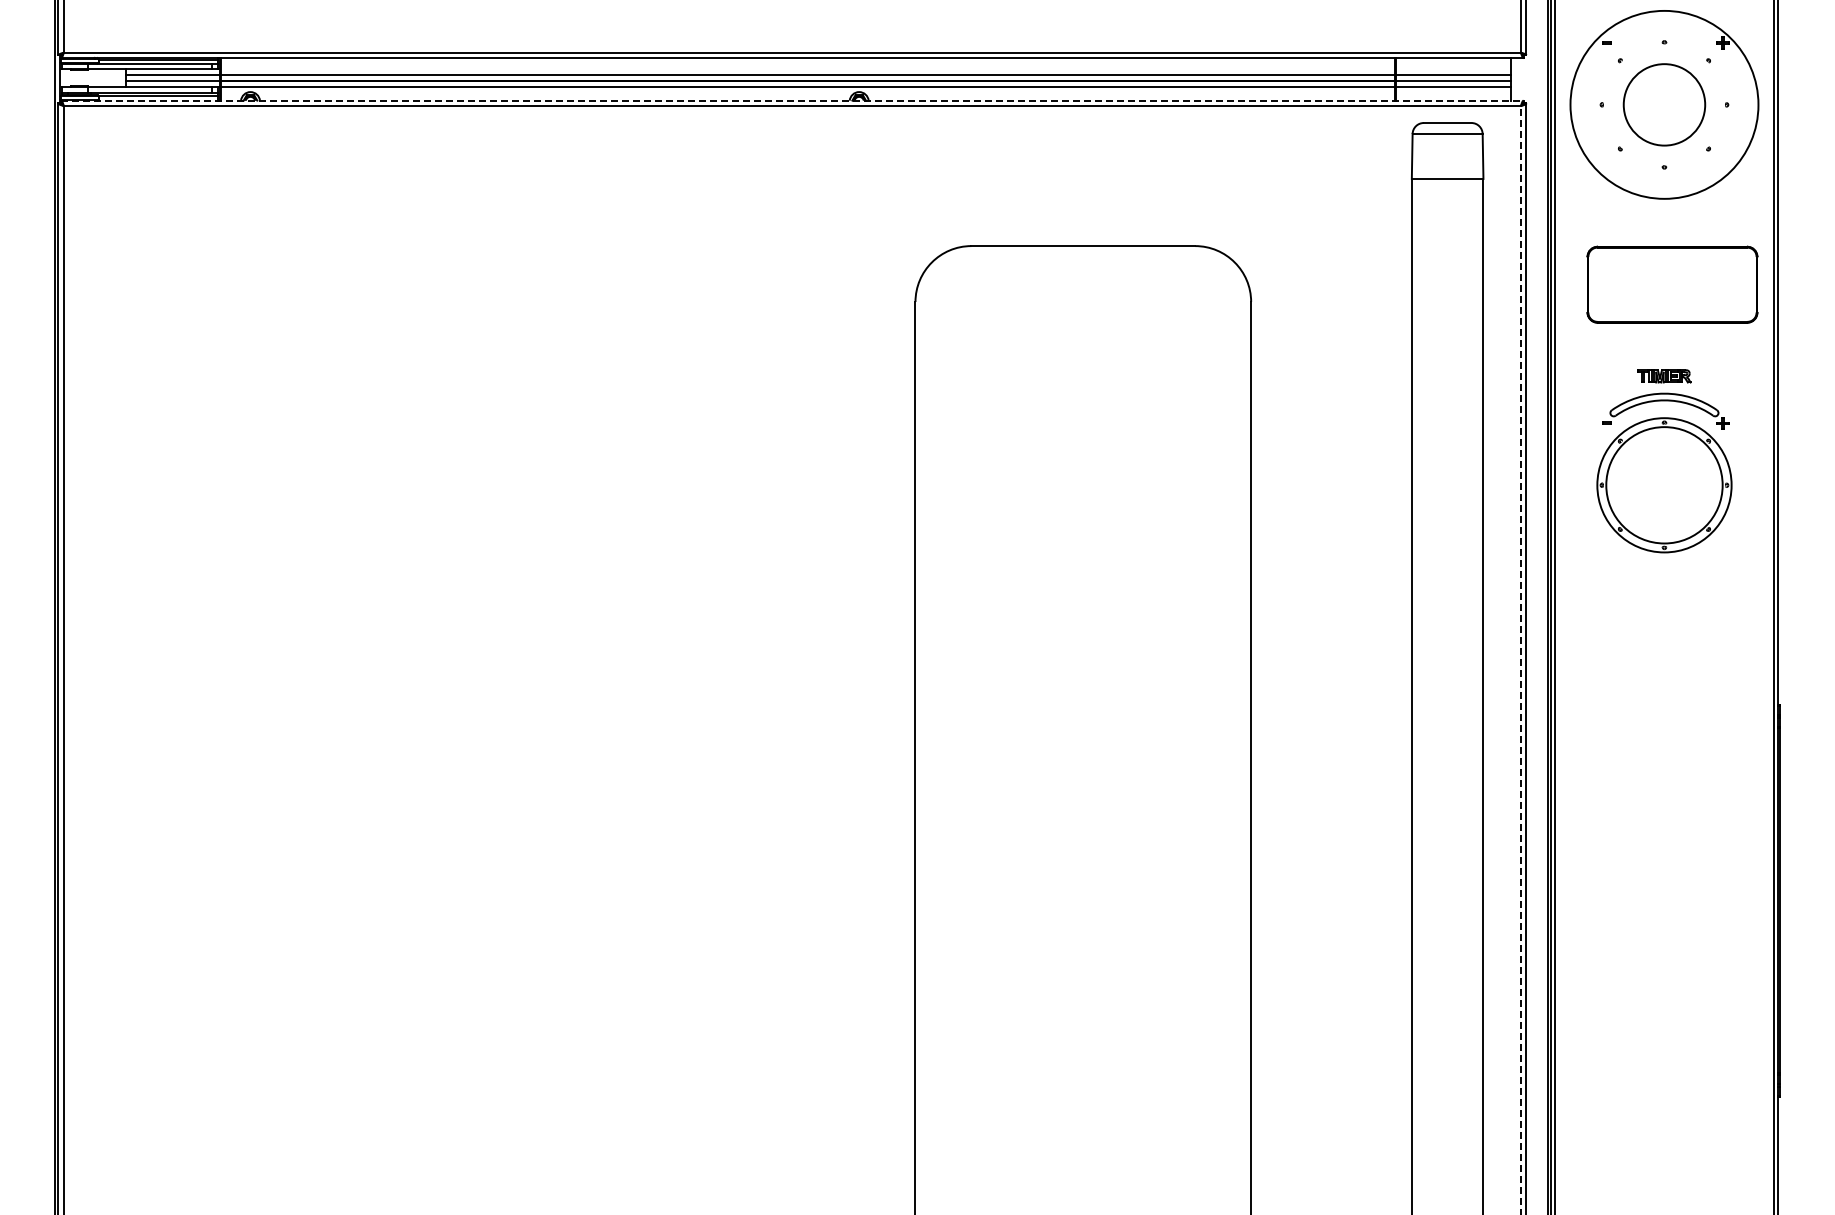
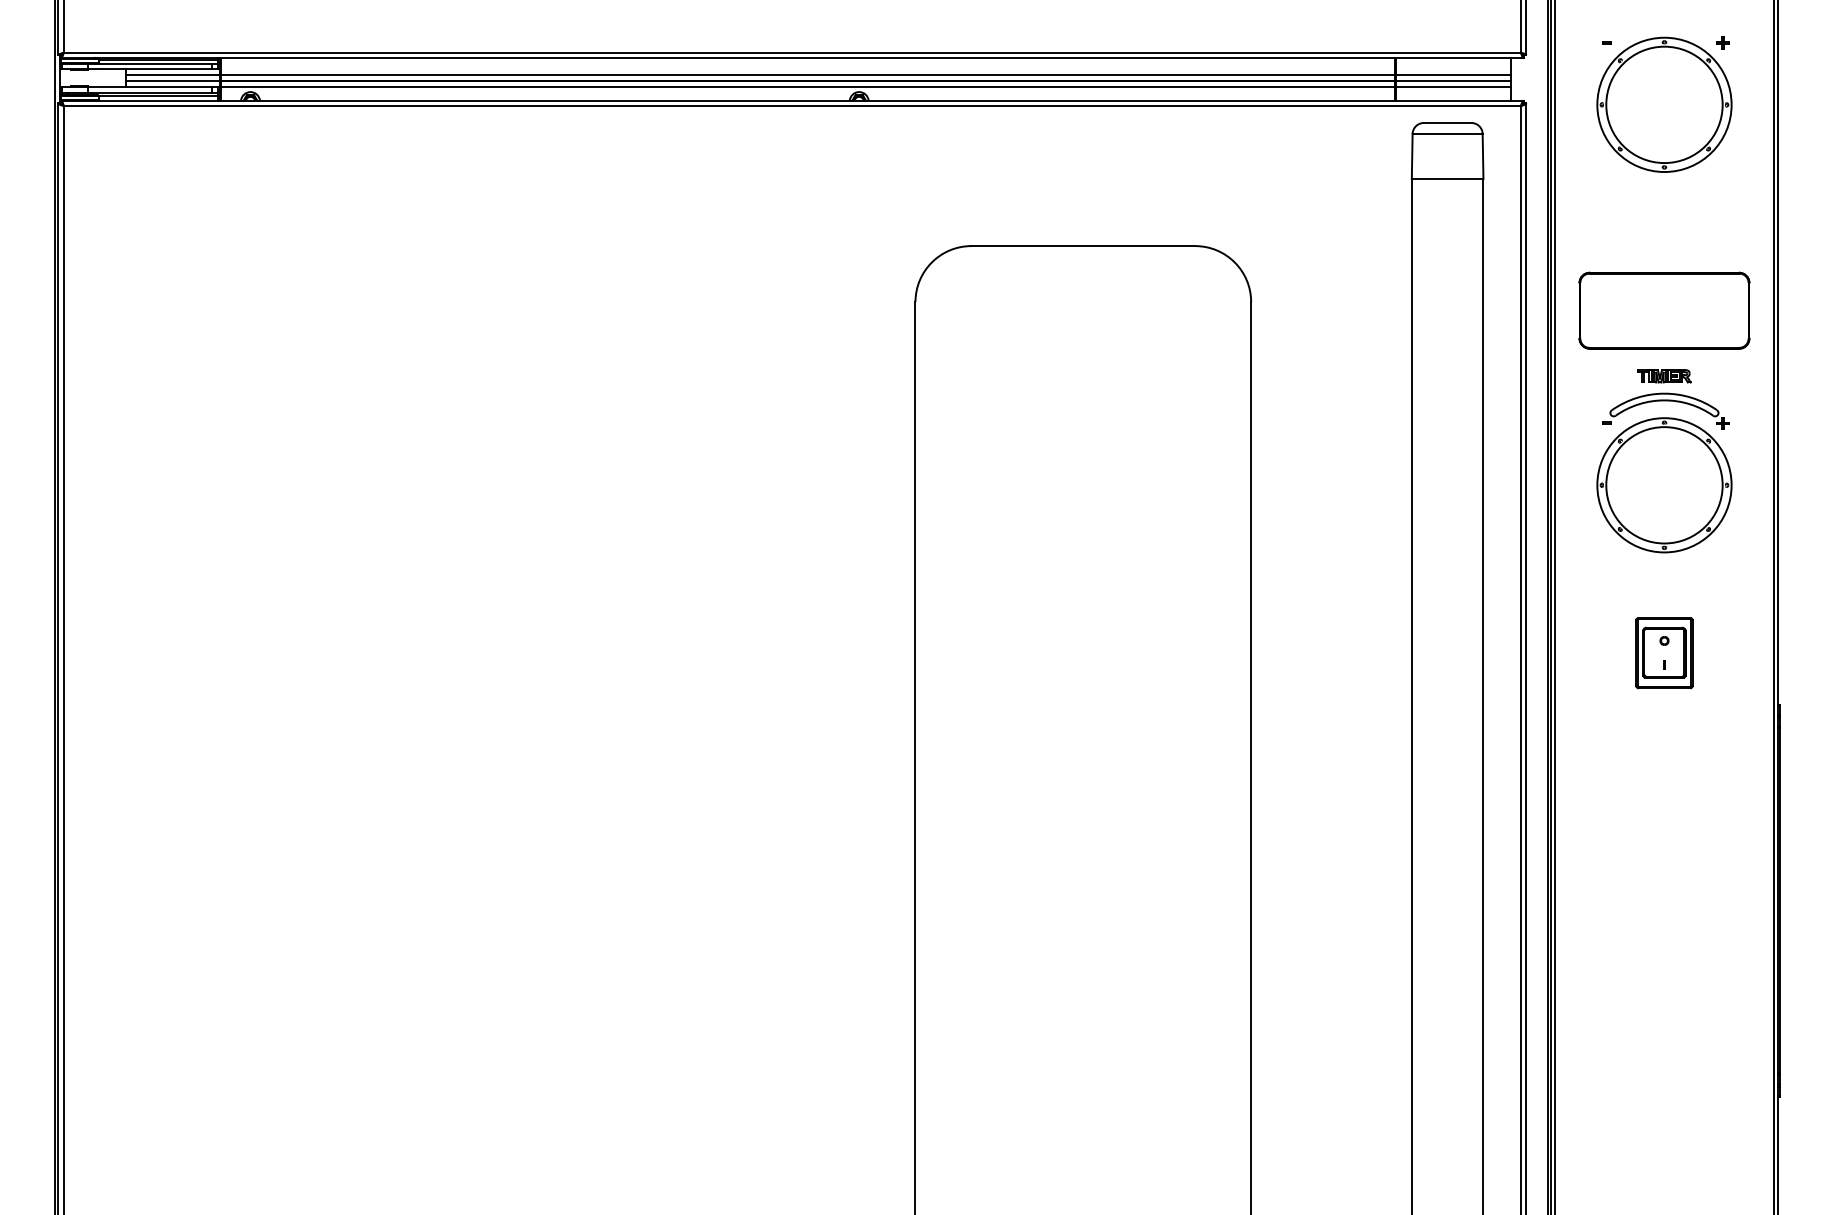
line: dashed -> solid (792, 100)
circle diameter: 188 px -> 134 px (1664, 104)
circle diameter: 81 px -> 116 px (1664, 104)
part position: (1672, 284) -> (1664, 310) (1664, 310)
part: none -> present (1664, 653)
line: dashed -> solid (1520, 659)
